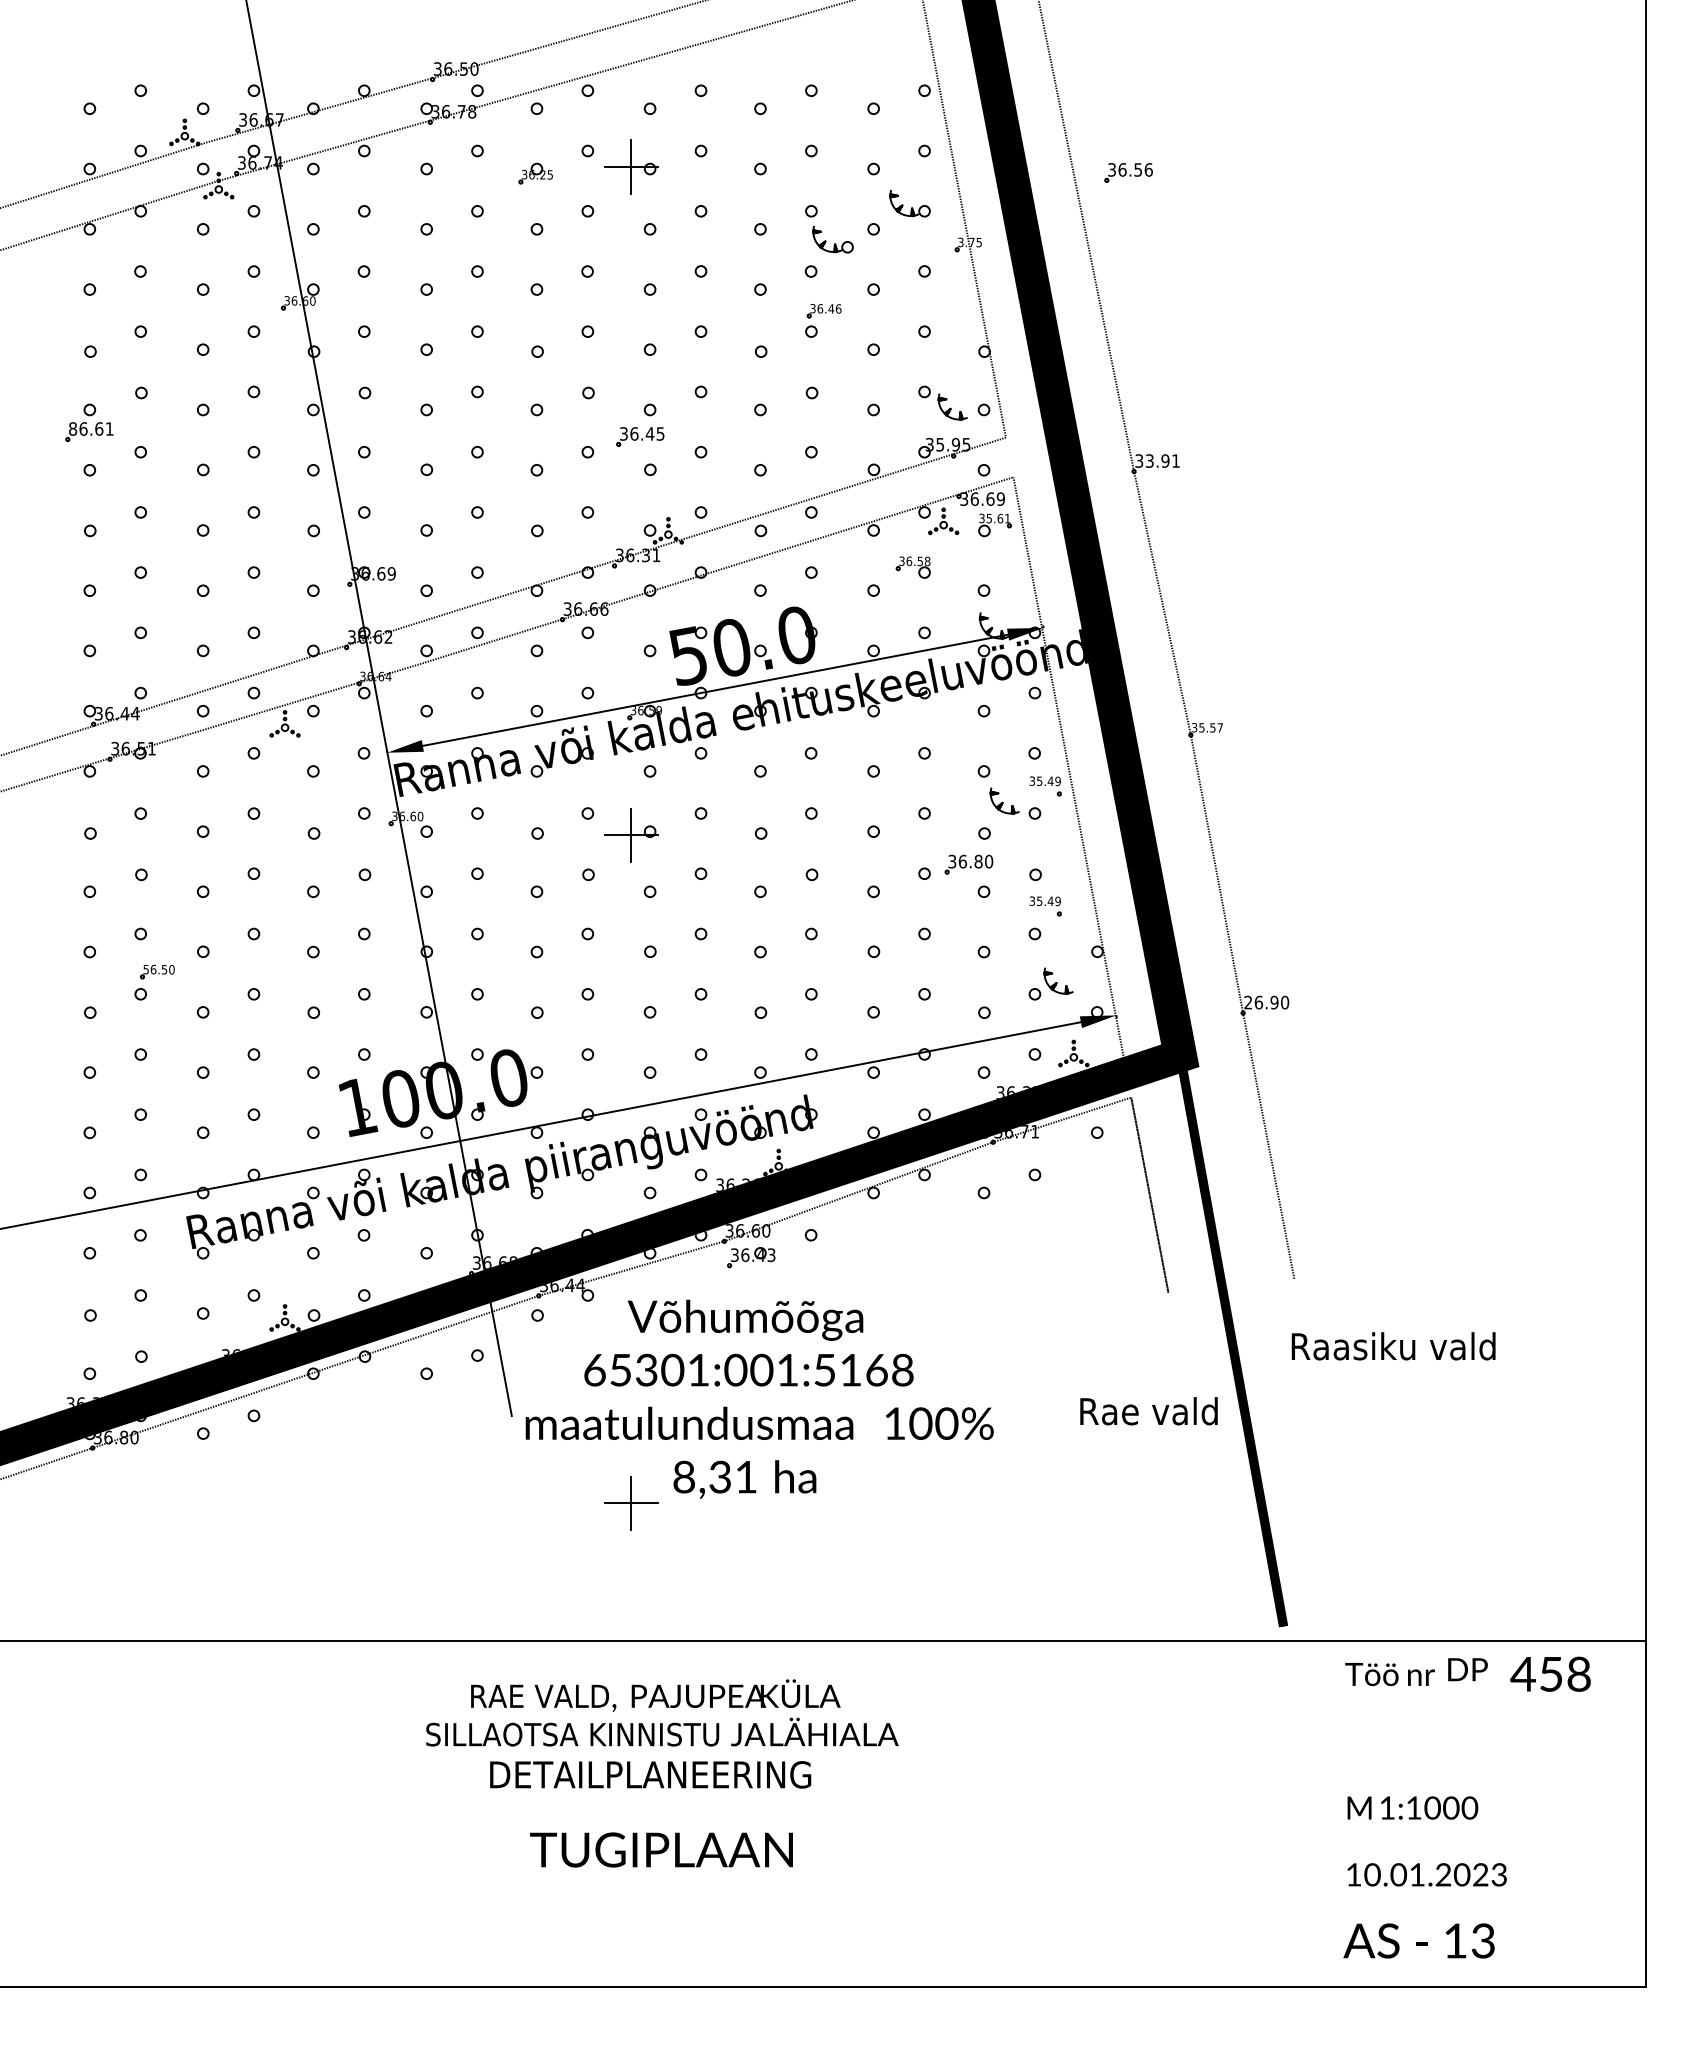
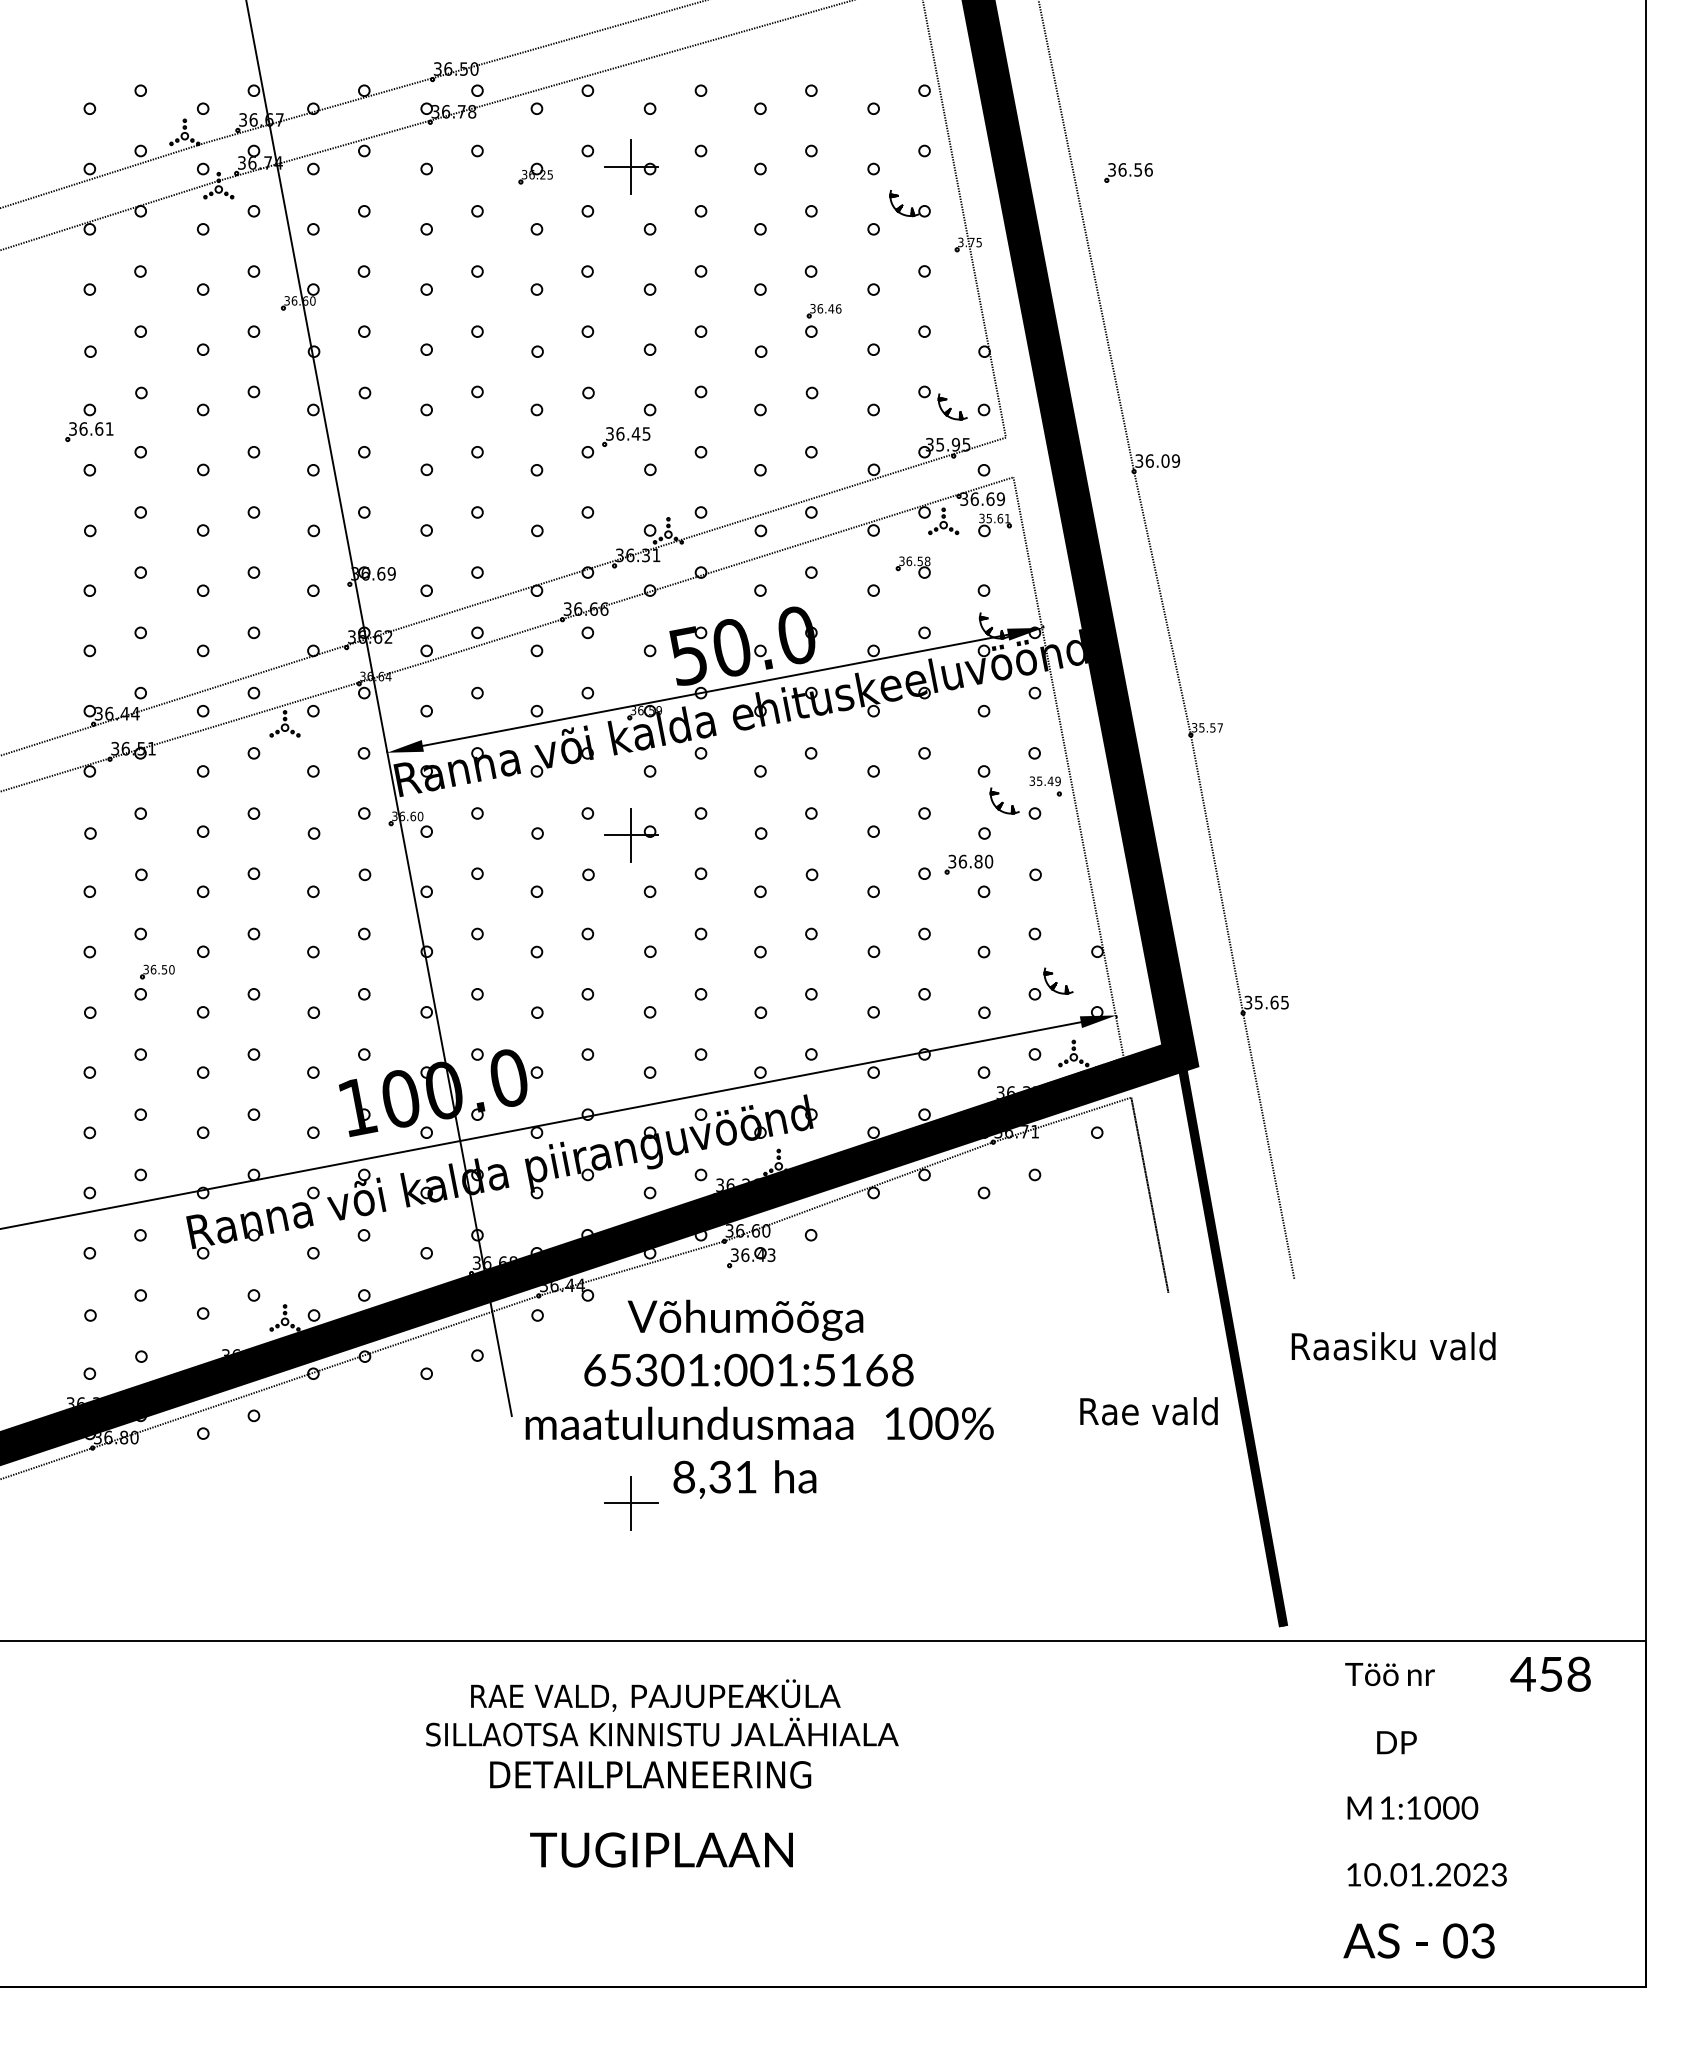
part: present -> none (832, 239)
text: 86.61 -> 36.61 (73, 428)
part position: (640, 436) -> (626, 436) (626, 436)
text: 33.91 -> 36.09 (1162, 460)
part: present -> none (1045, 906)
text: 56.50 -> 36.50 (145, 968)
text: 26.90 -> 35.65 (1266, 1002)
text position: (1467, 1669) -> (1396, 1742) (1396, 1742)
text: 13 -> 03 (1455, 1940)
